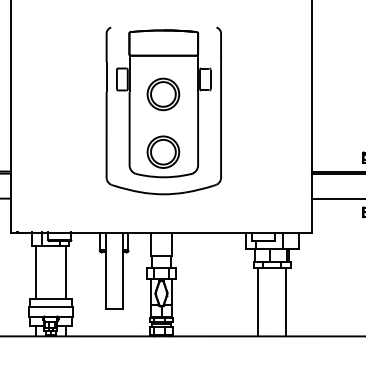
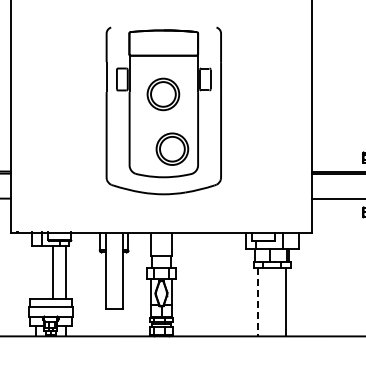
part position: (163, 151) -> (172, 148) (172, 148)
line position: (36, 271) -> (53, 271) (53, 271)
line: solid -> dashed (257, 302)
